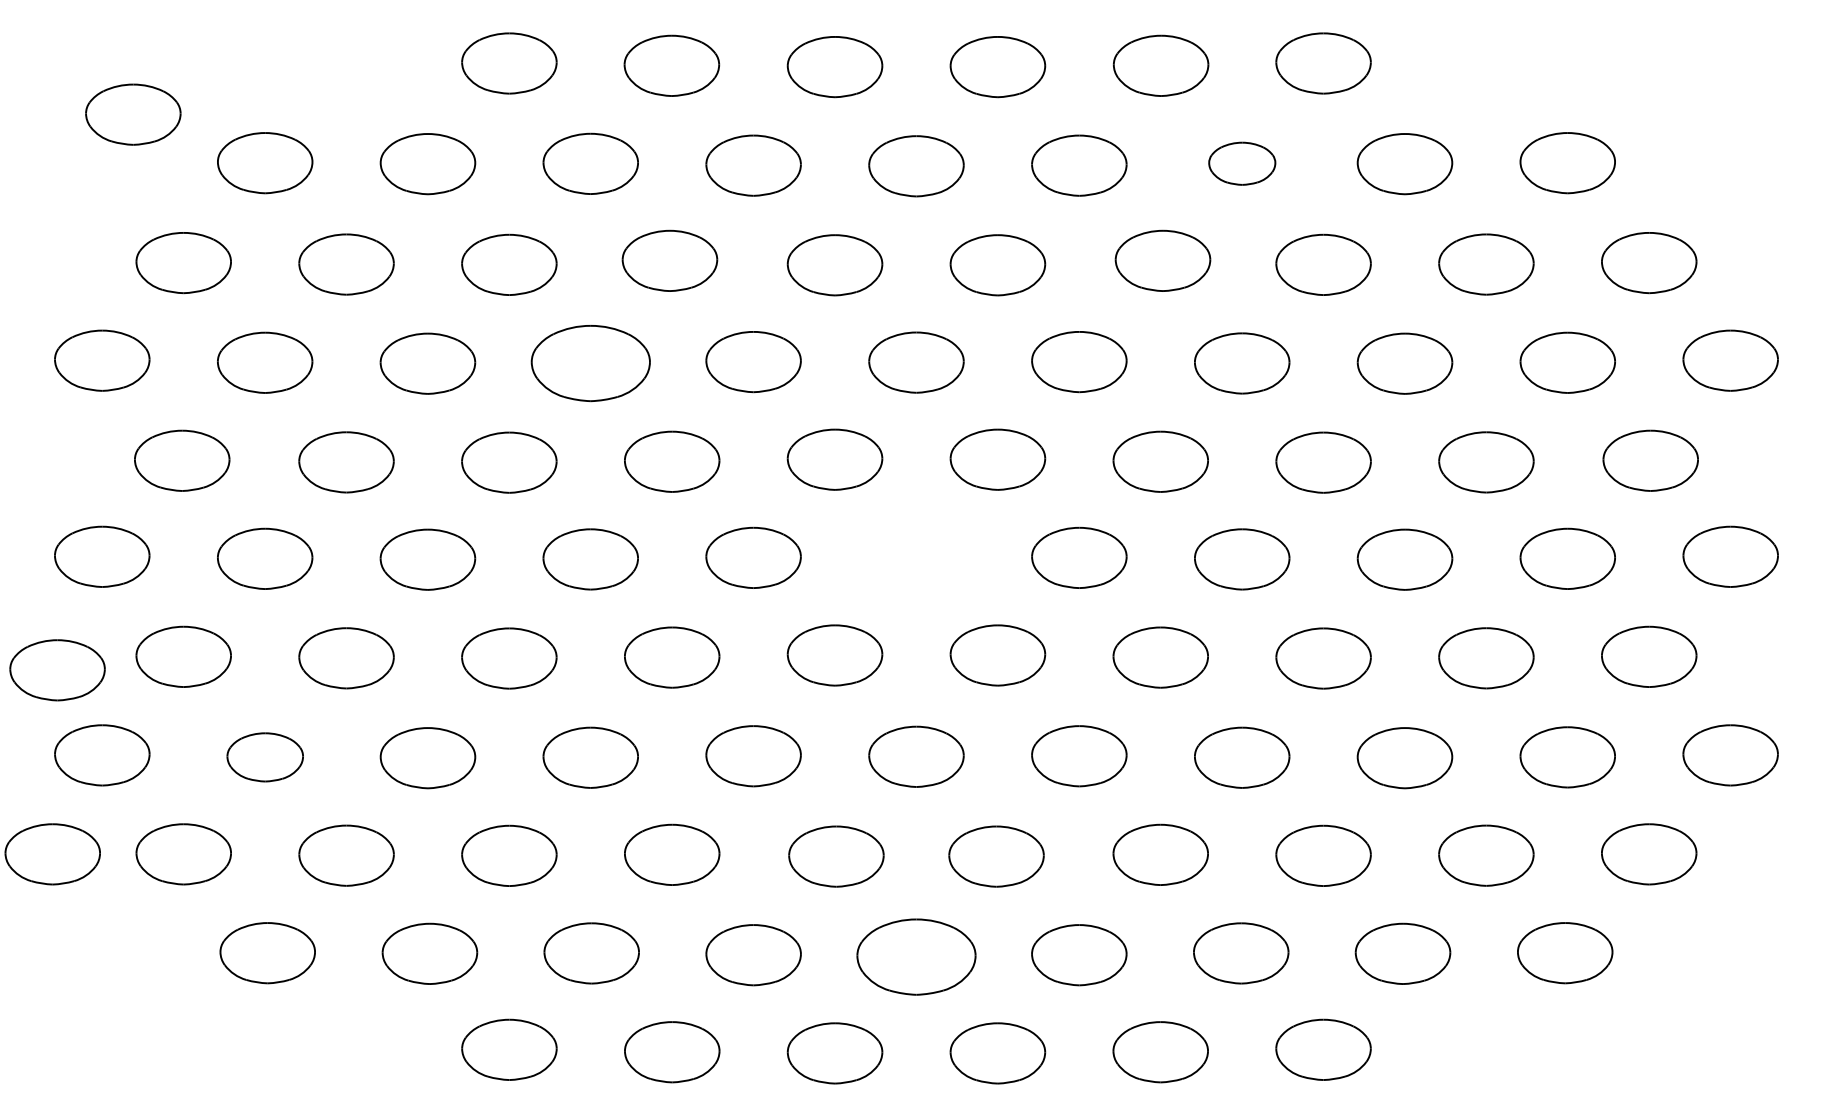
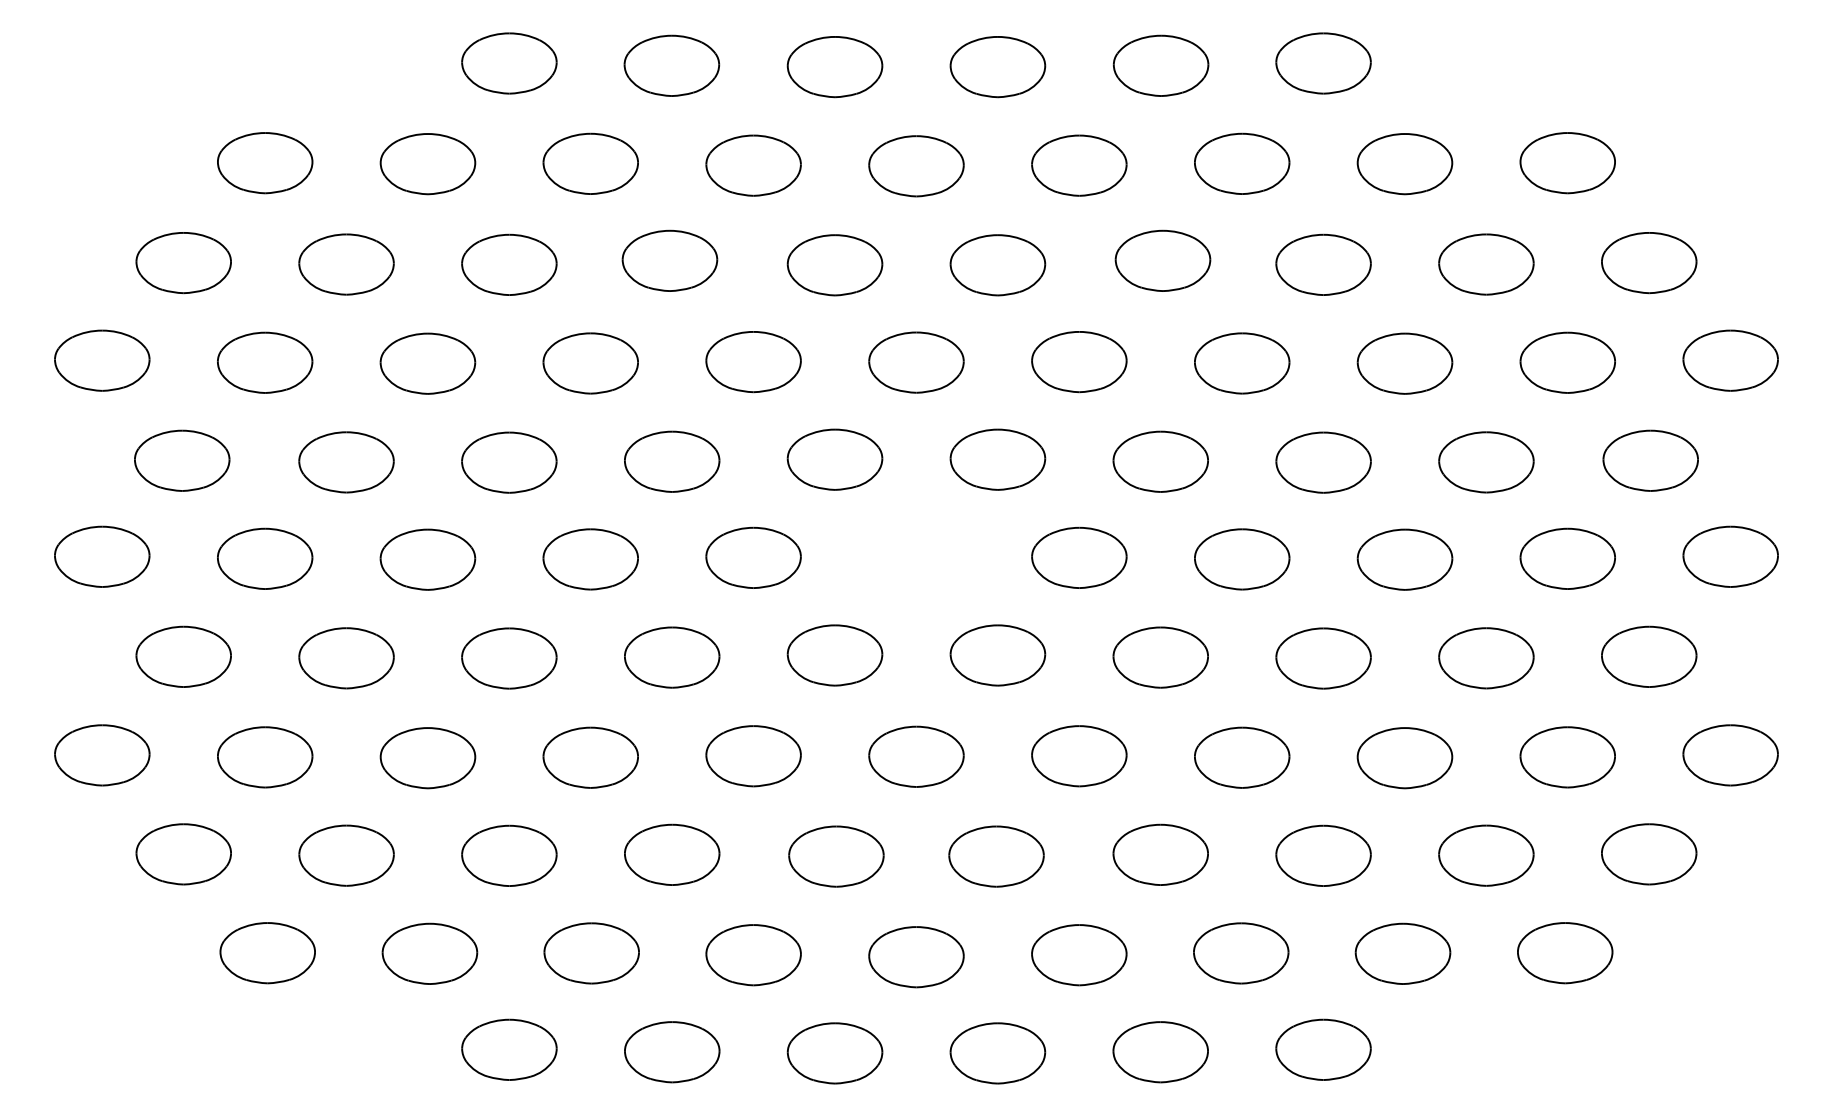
part: present -> none (133, 114)
part size: 69x45 px -> 97x63 px (1242, 163)
part size: 121x78 px -> 97x63 px (590, 363)
part: present -> none (57, 670)
part size: 78x51 px -> 97x63 px (265, 757)
part: present -> none (52, 854)
part size: 121x78 px -> 97x63 px (916, 957)
